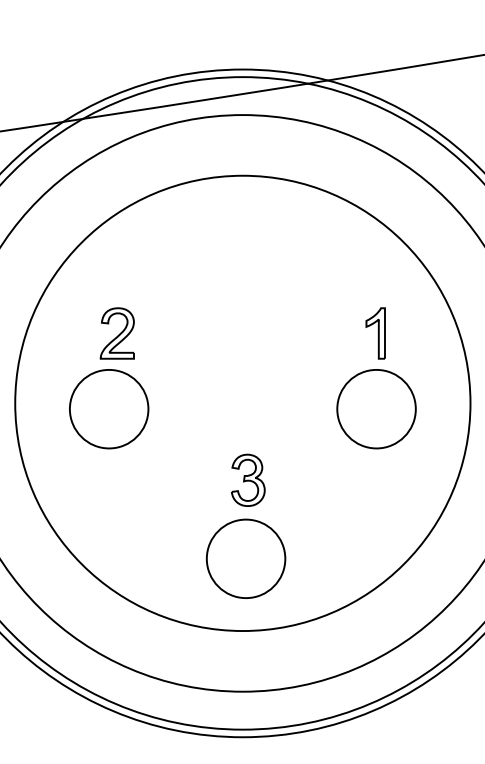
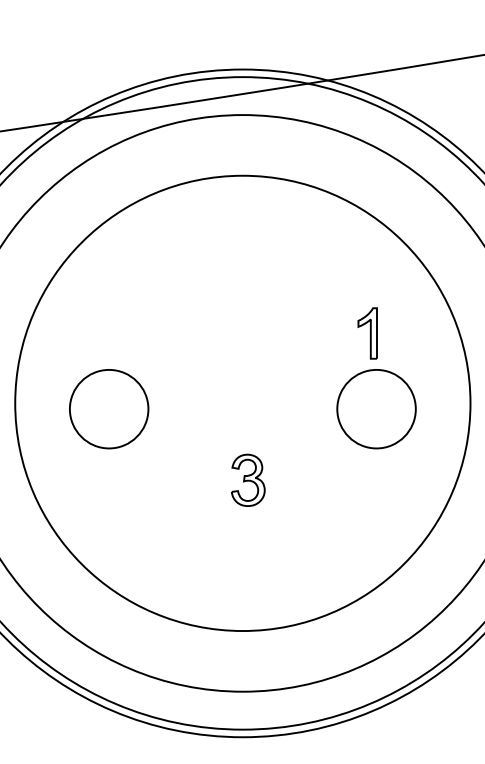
part: present -> none (116, 333)
part position: (375, 333) -> (367, 333) (367, 333)
part: present -> none (245, 558)
